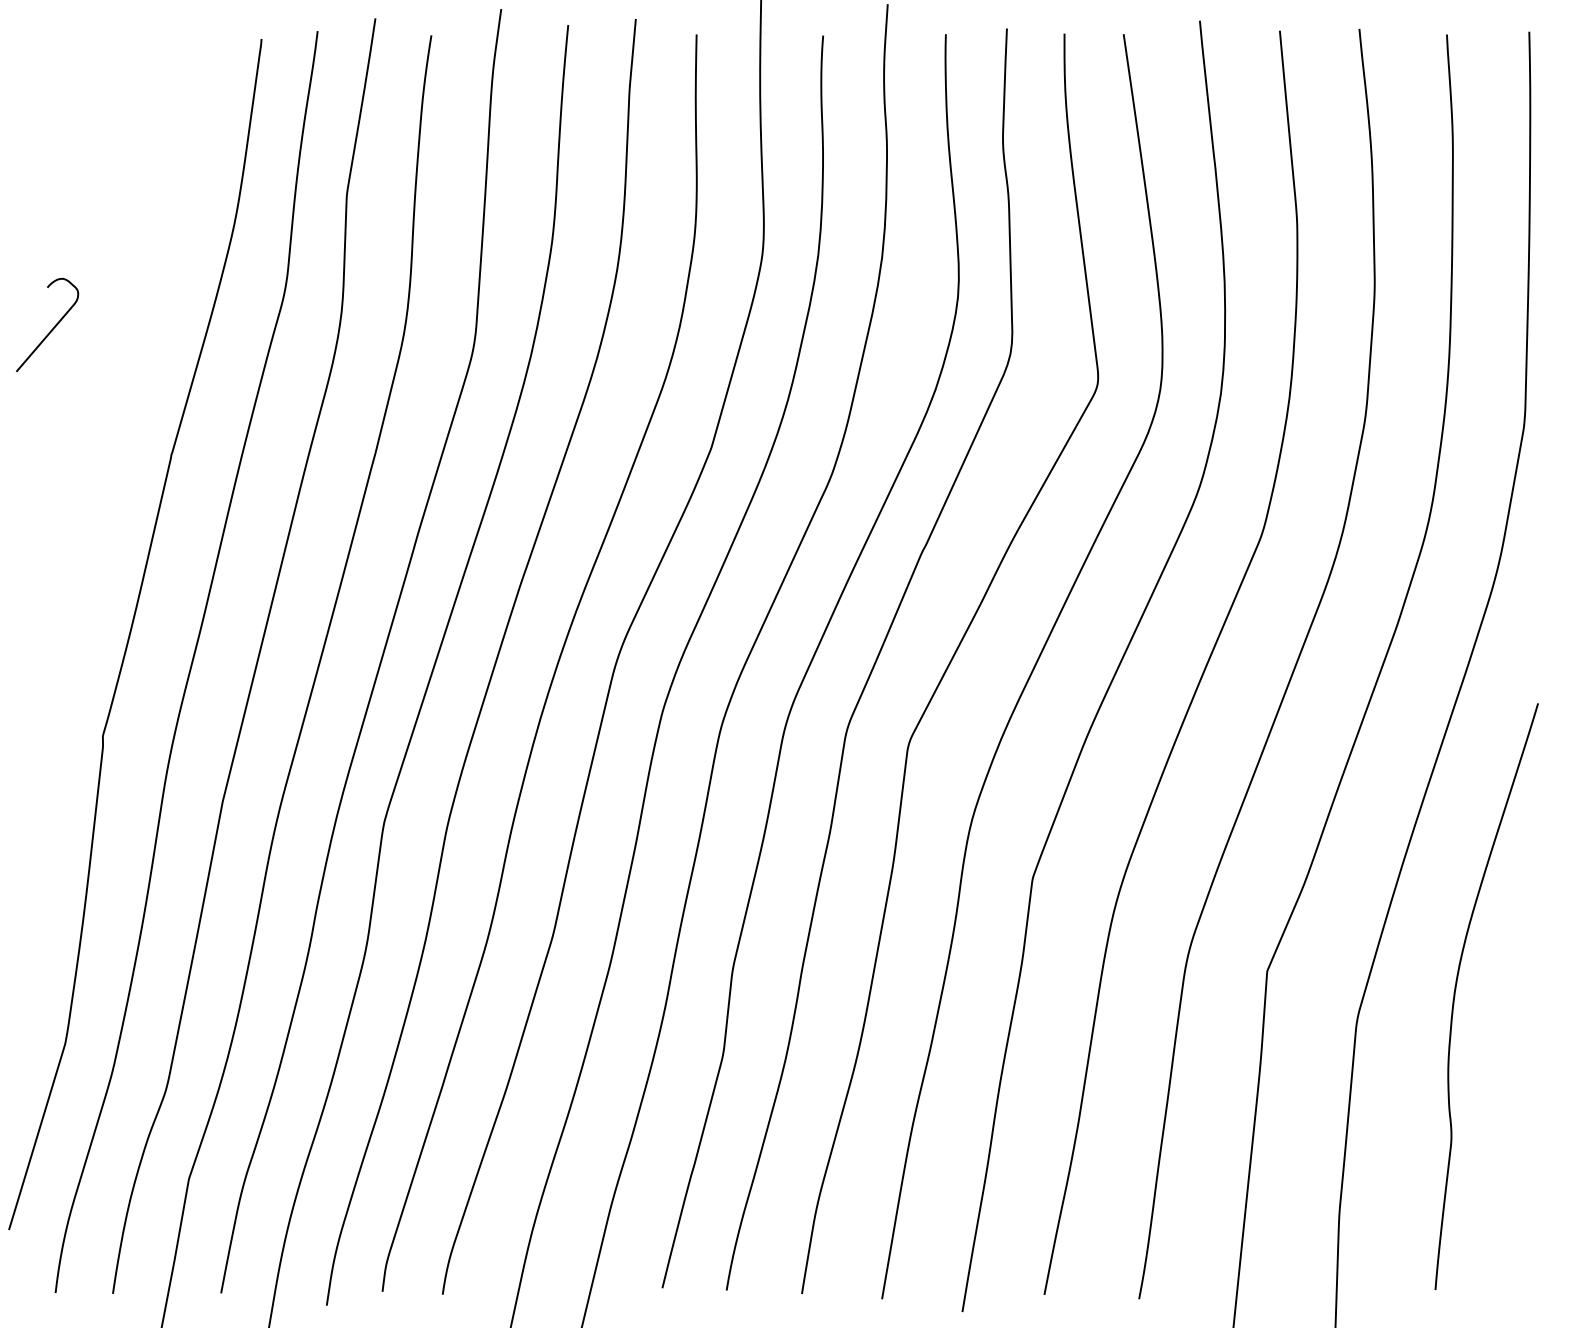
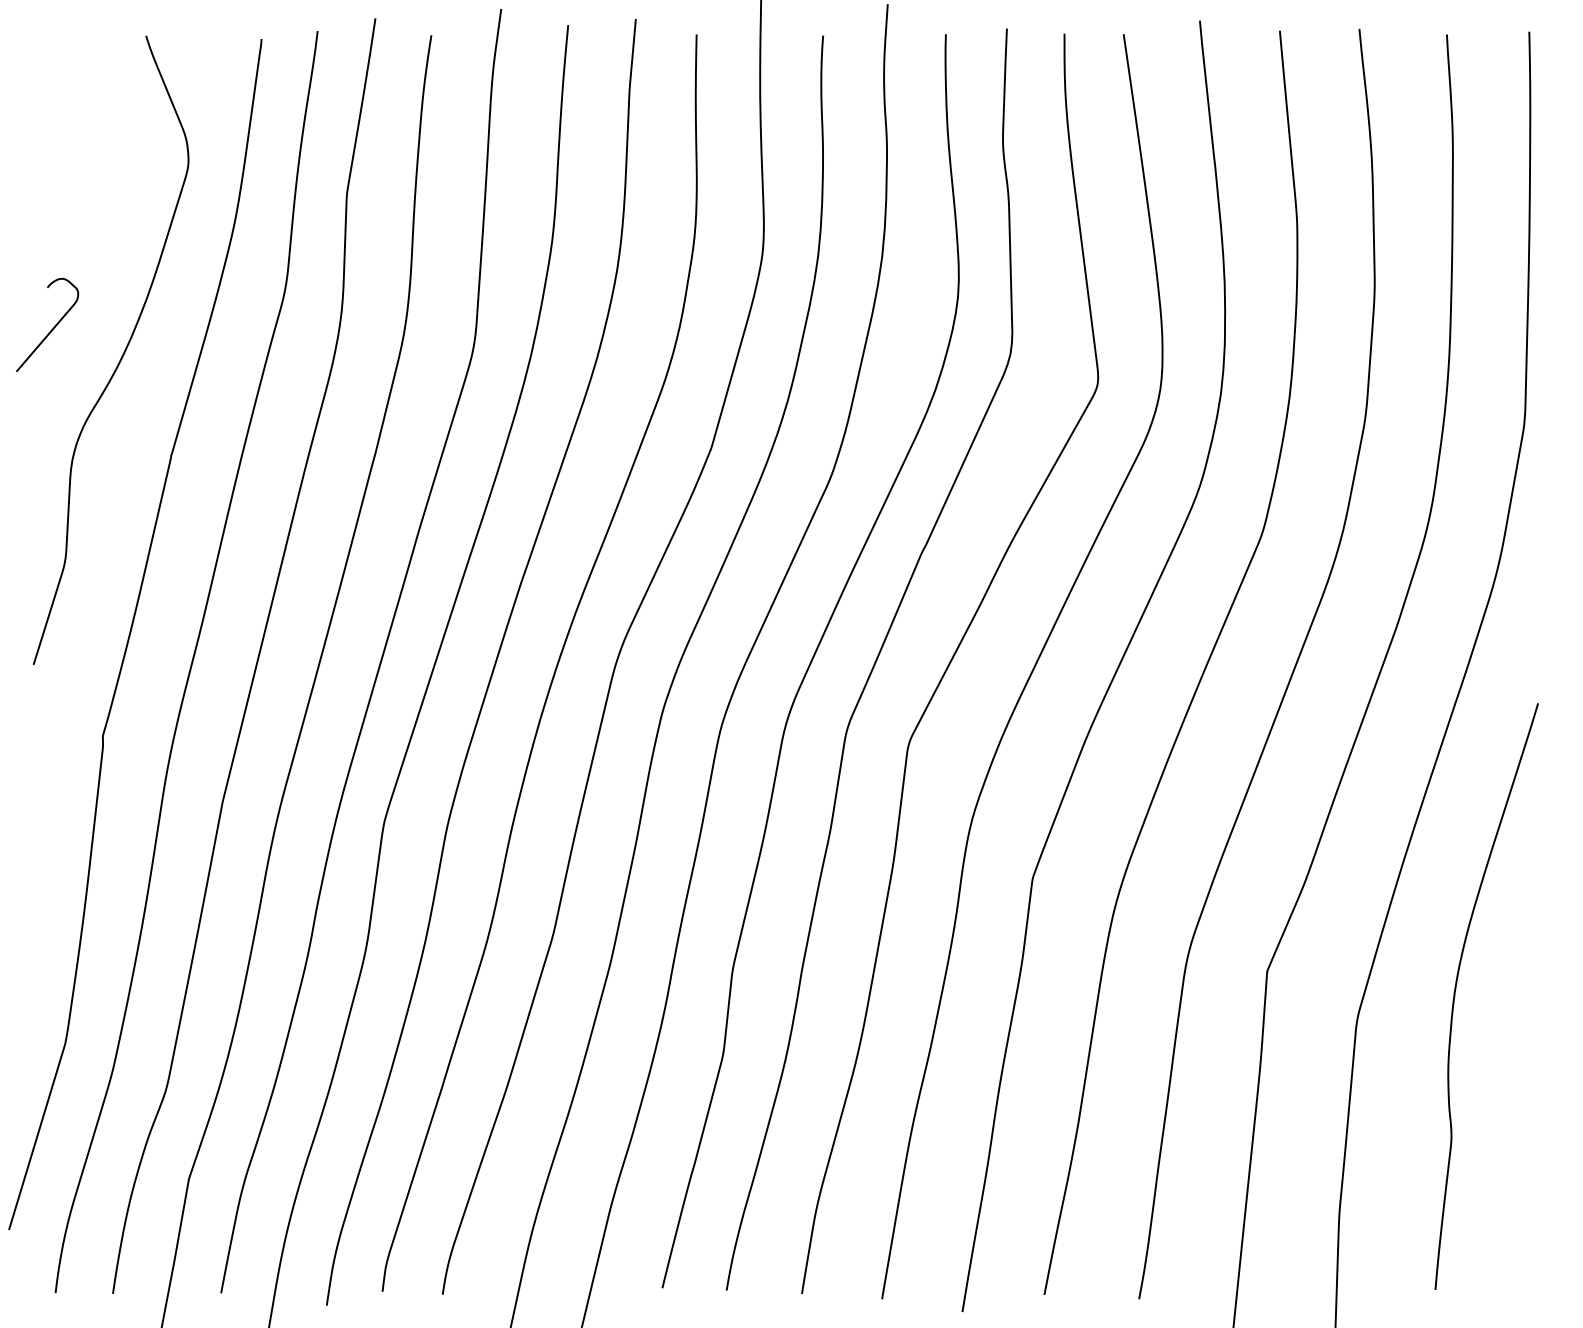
curve: none -> present (122, 354)
